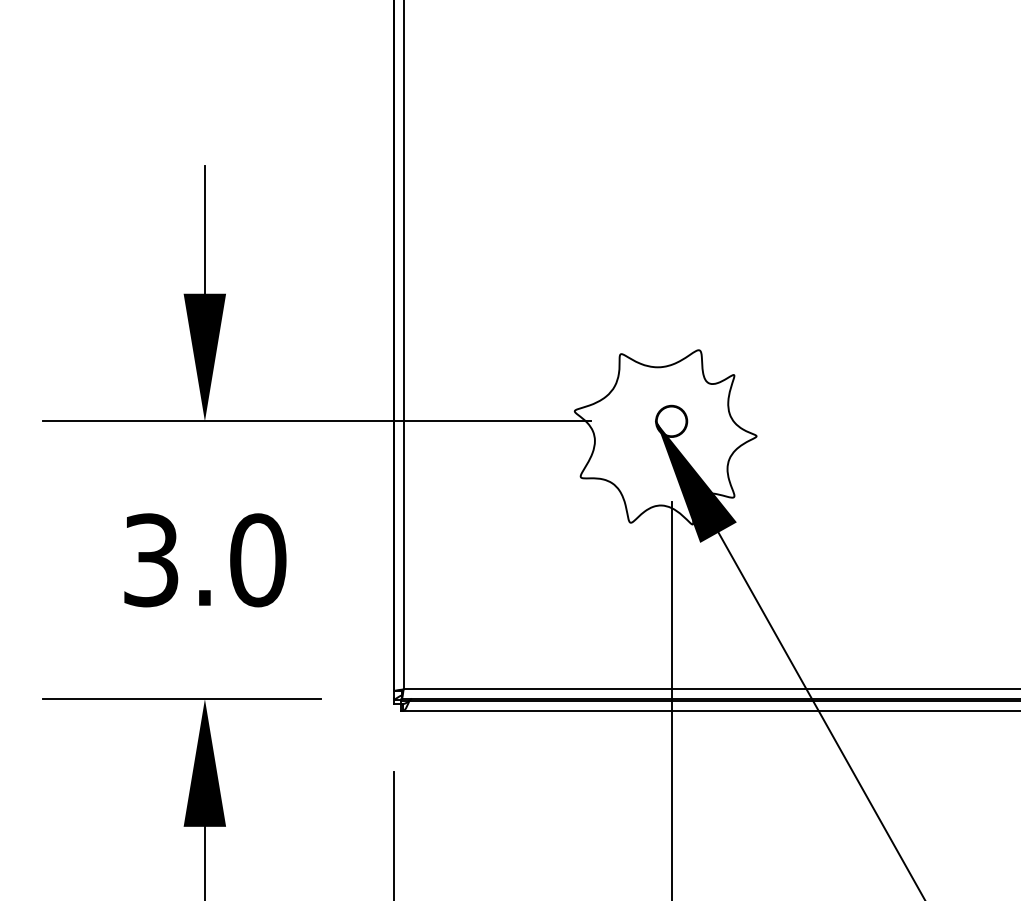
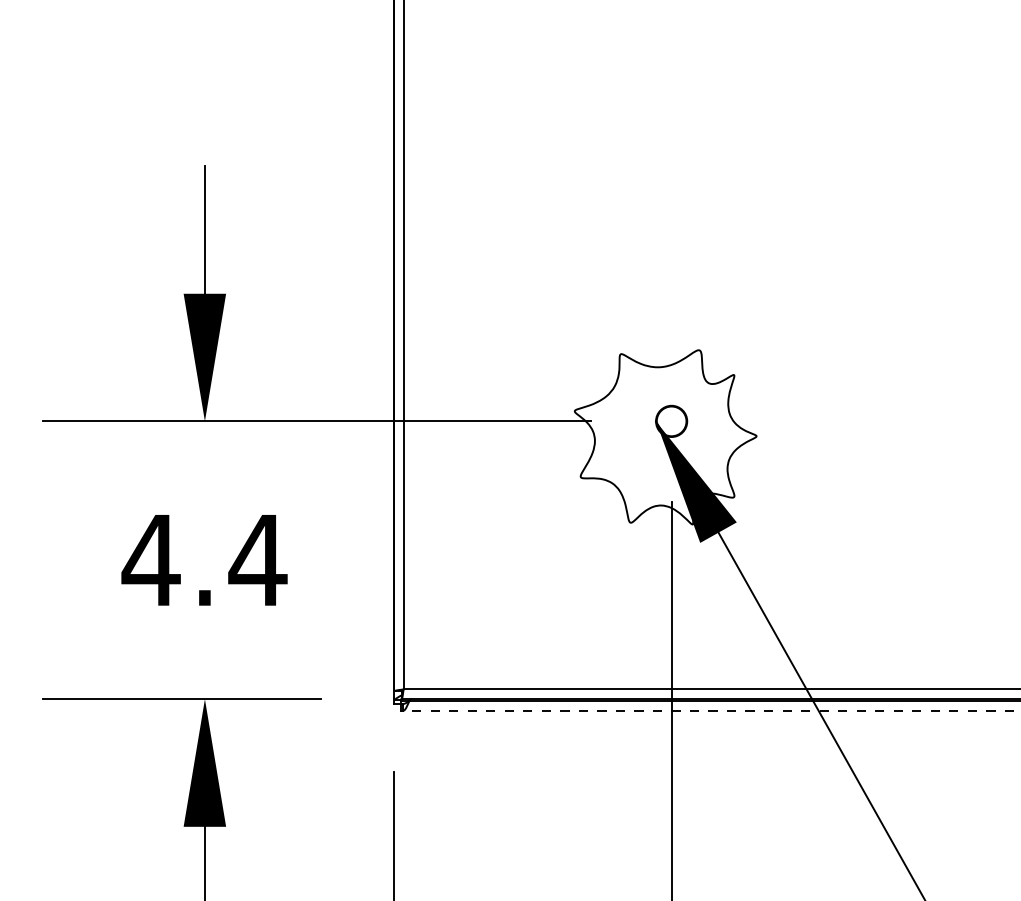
text: 3.0 -> 4.4 (204, 560)
line: solid -> dashed (711, 710)
